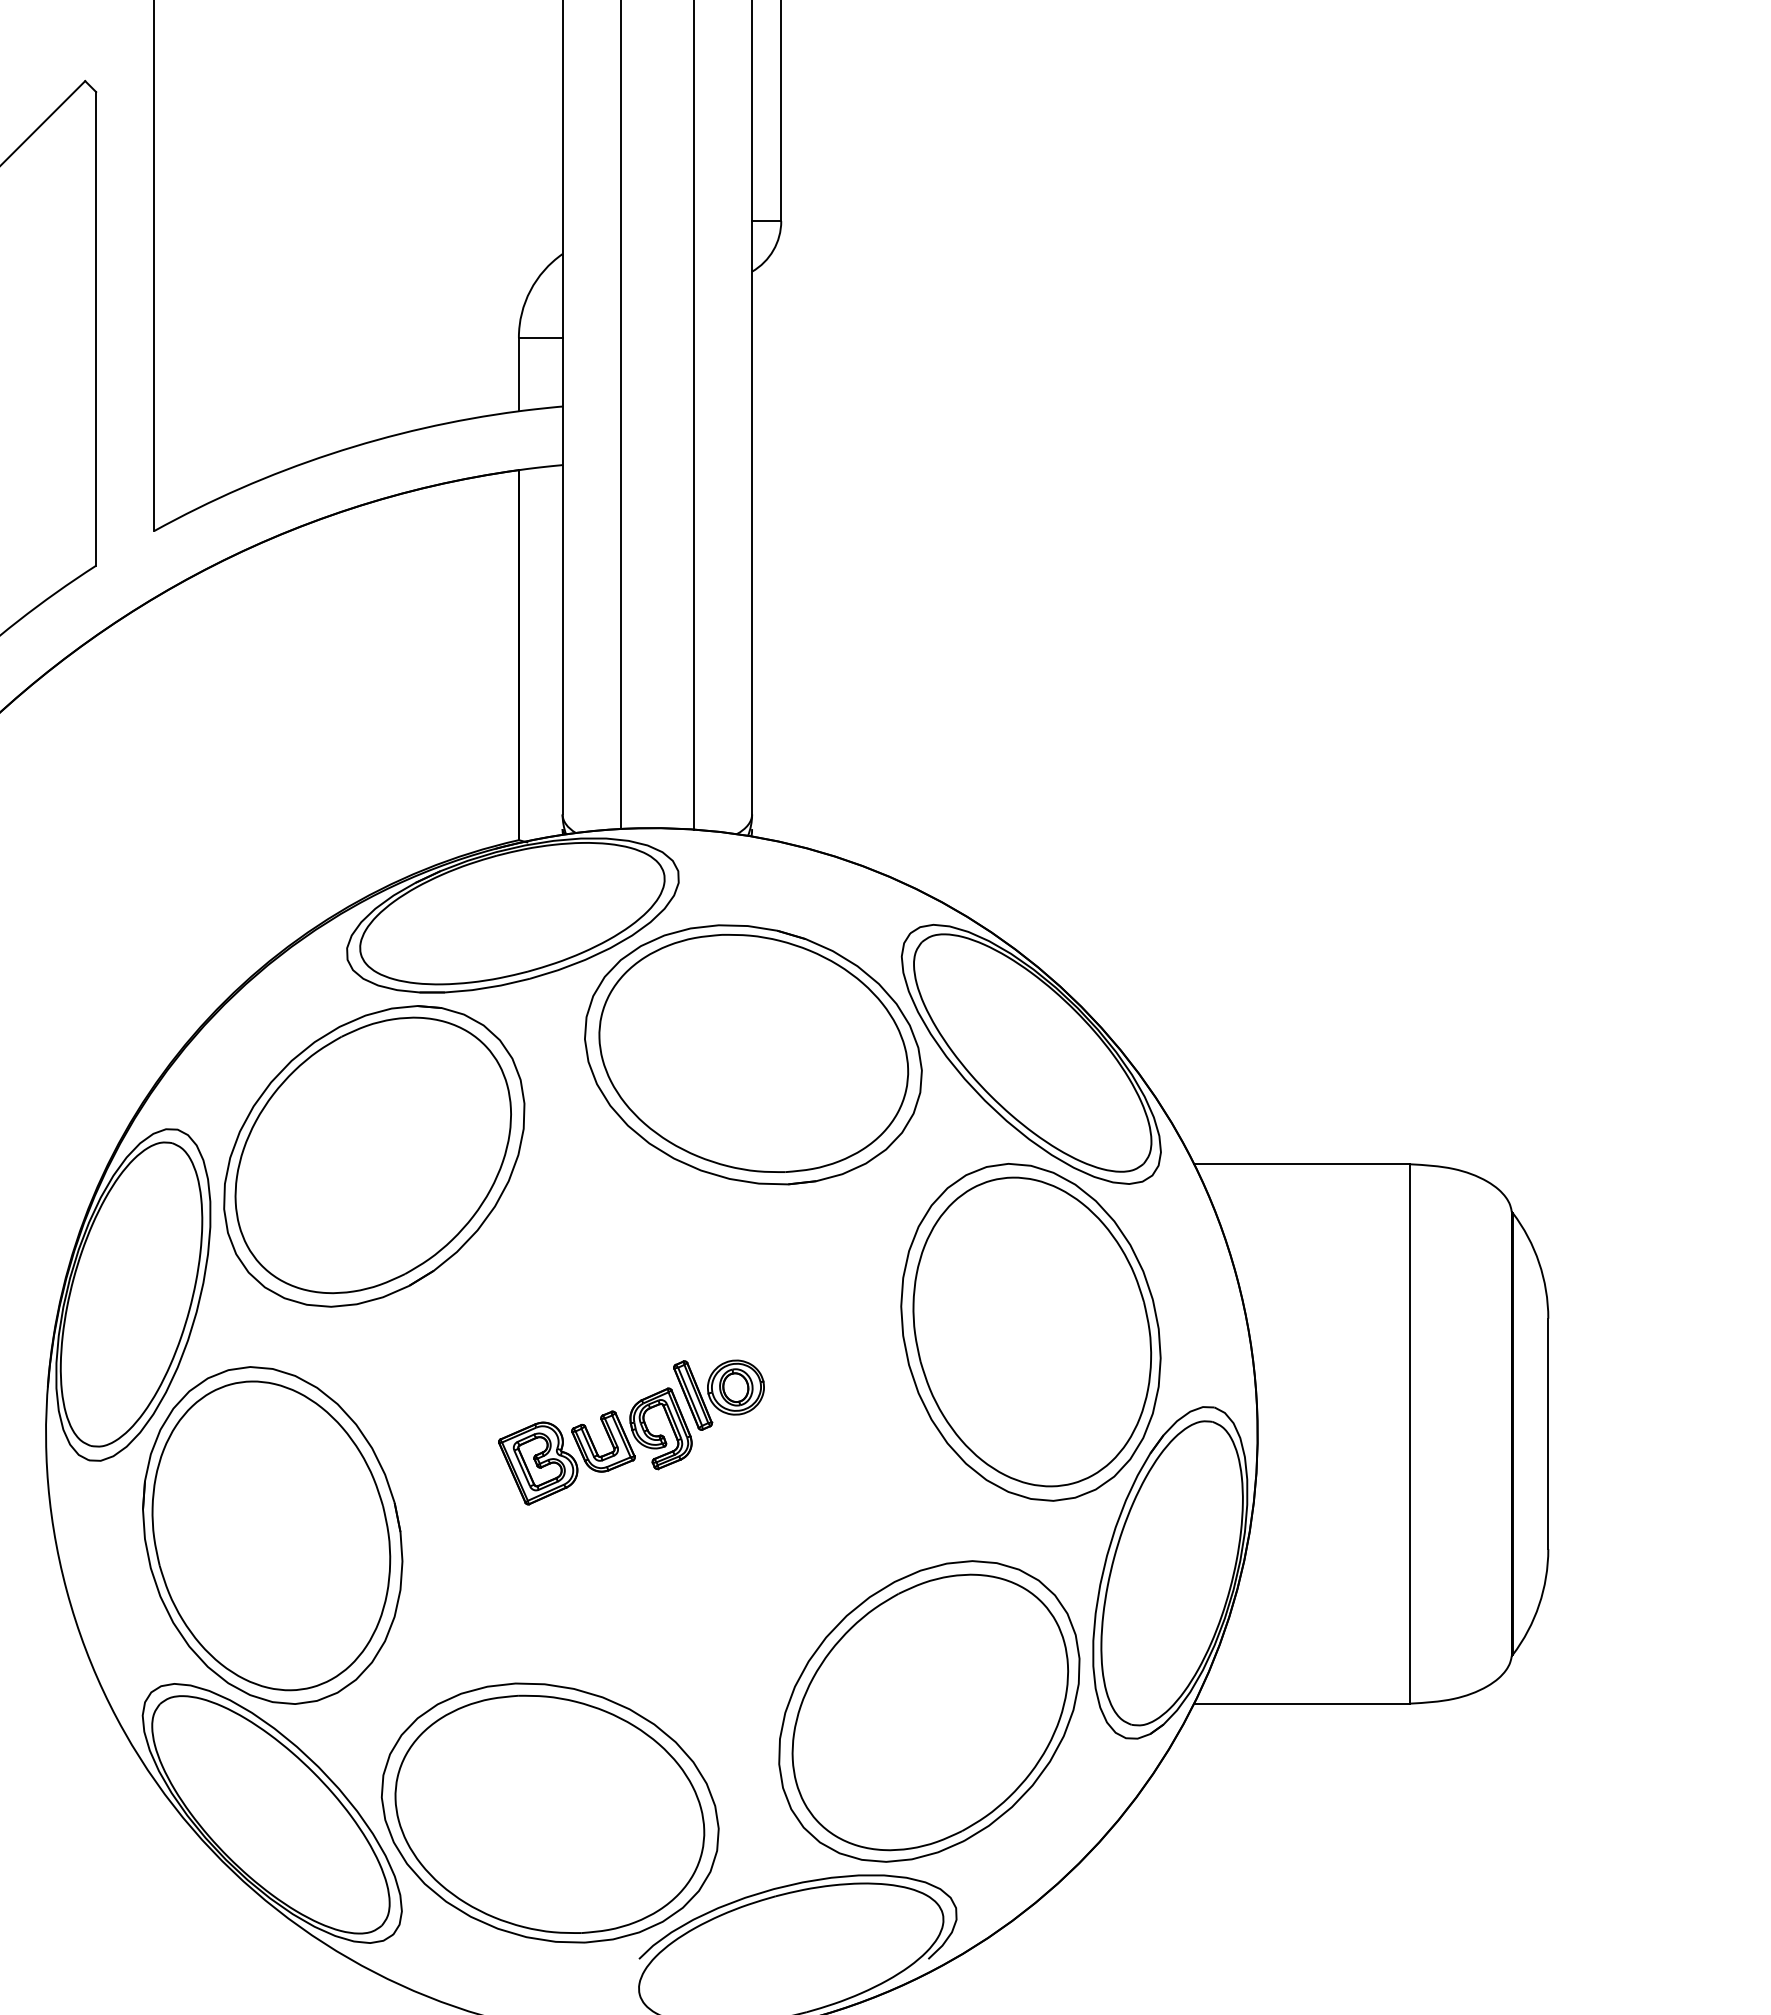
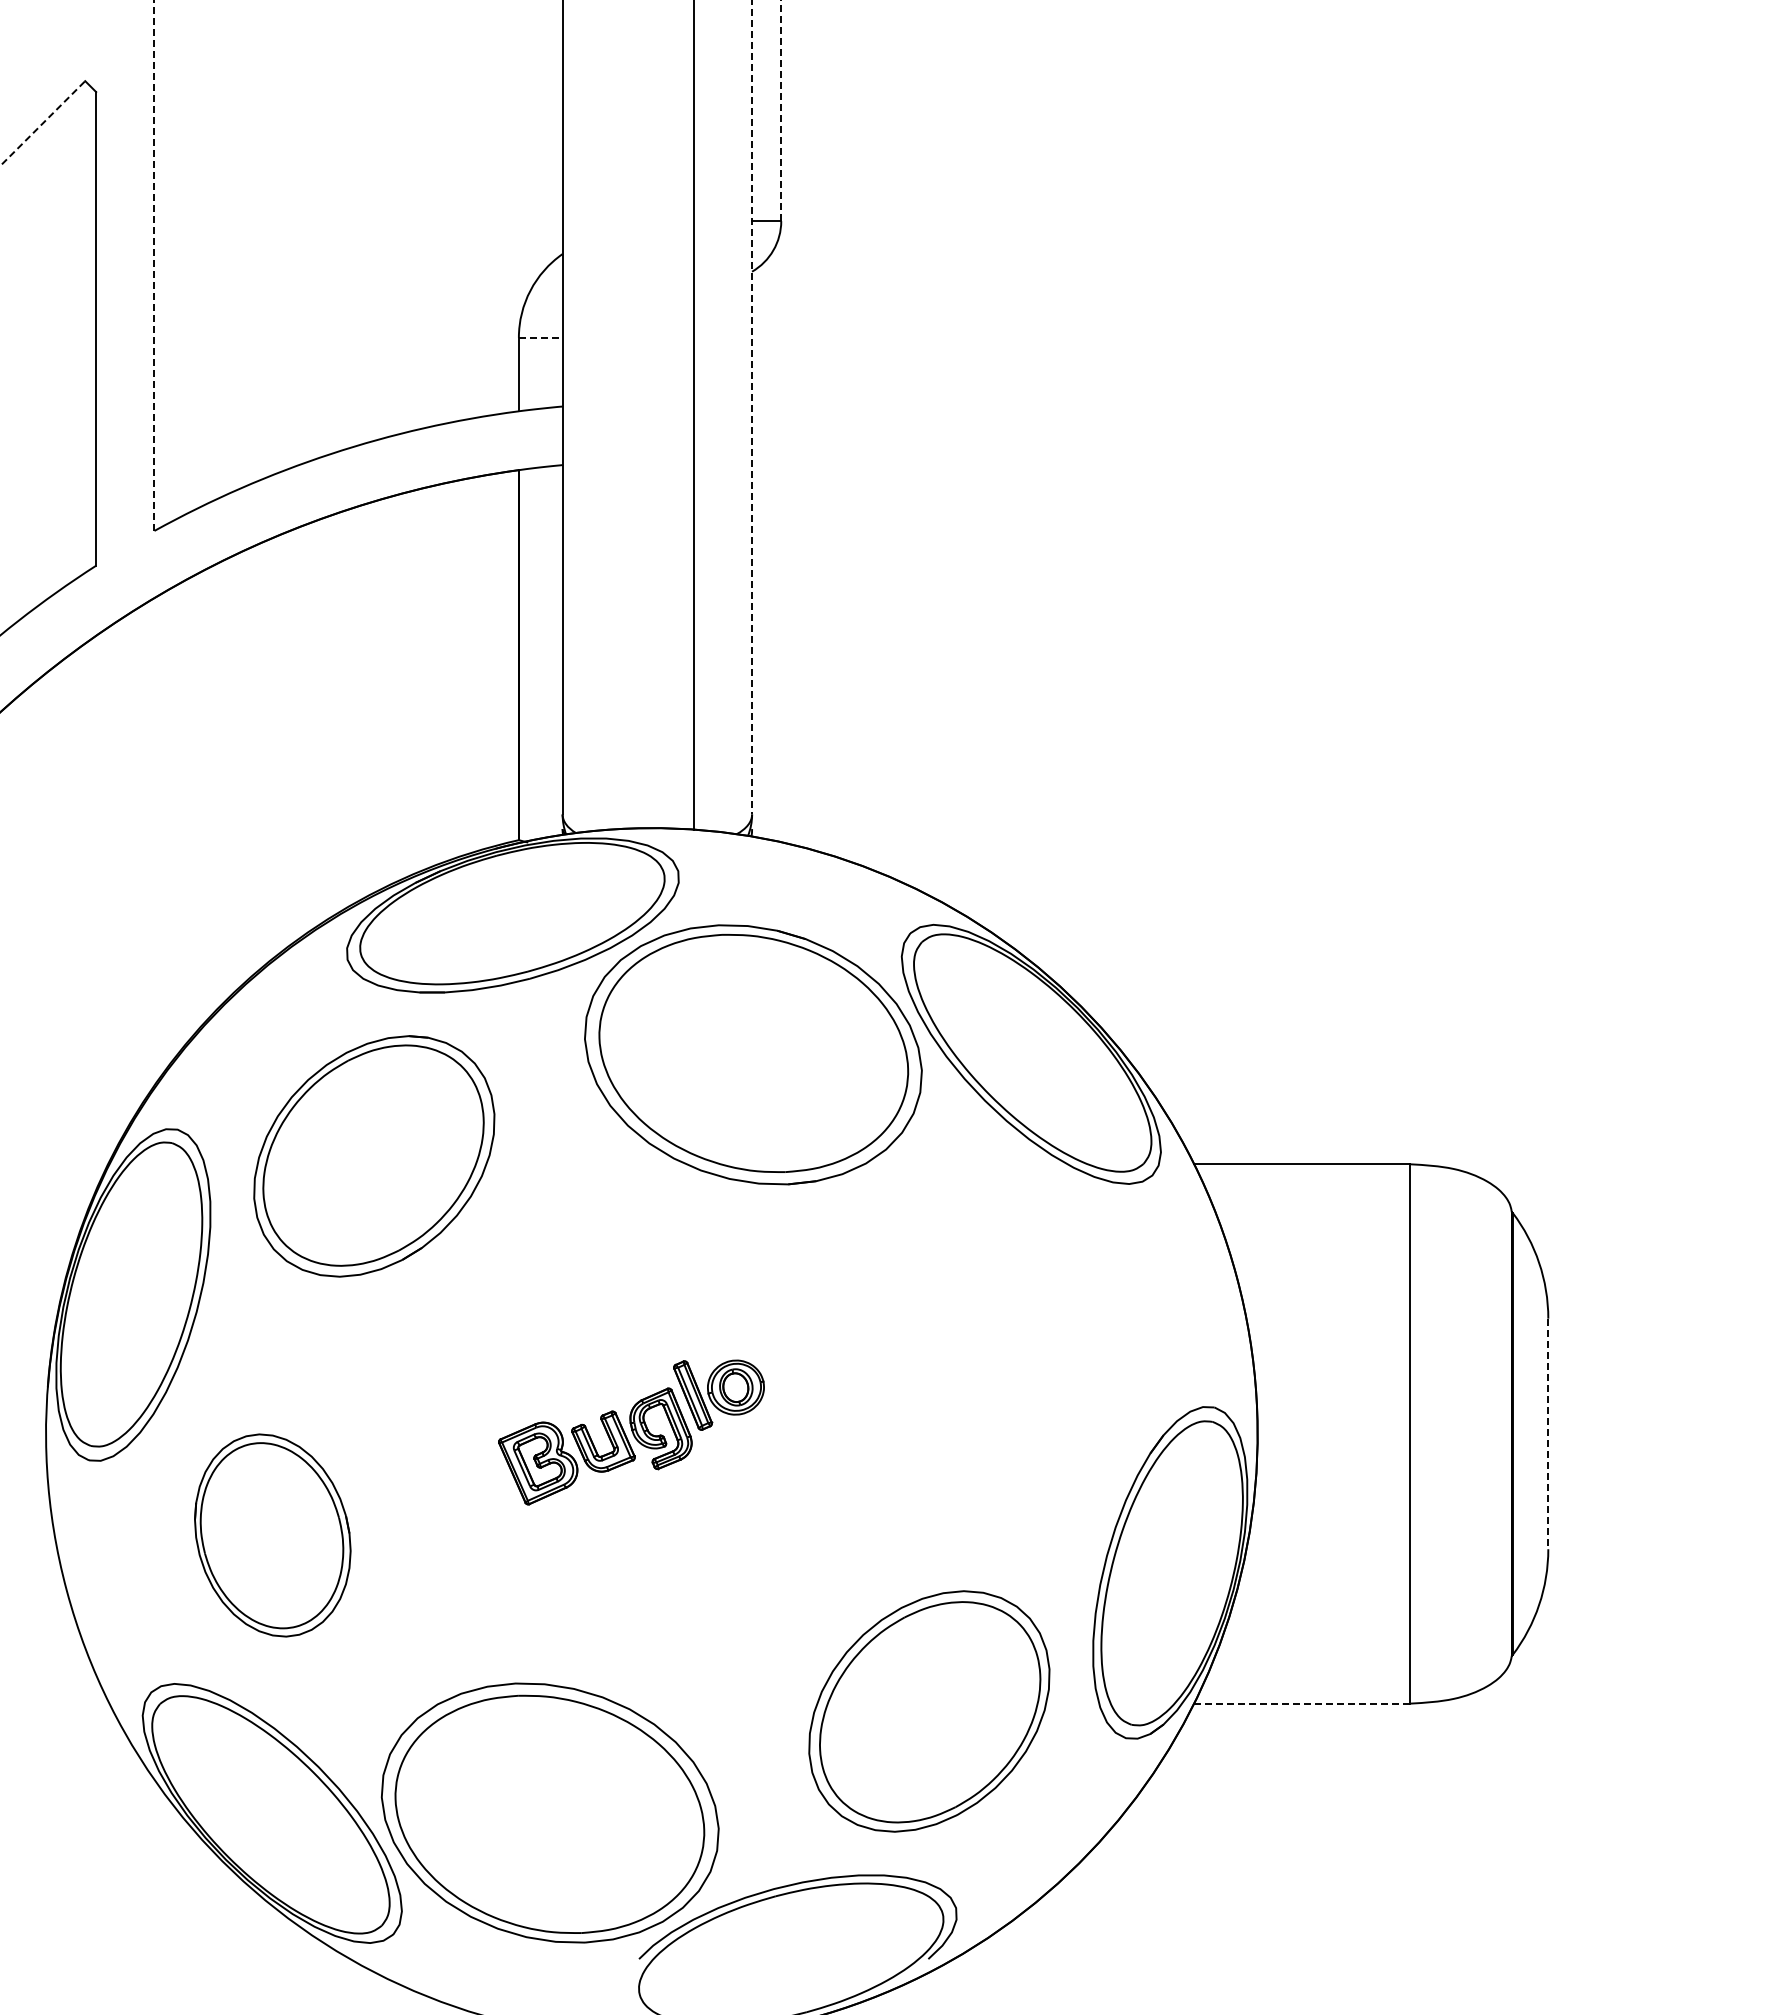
line: solid -> dashed (781, 111)
line: solid -> dashed (42, 123)
line: solid -> dashed (154, 265)
line: solid -> dashed (540, 337)
line: solid -> dashed (752, 407)
line: present -> none (620, 415)
part size: 303x303 px -> 243x243 px (374, 1156)
part: present -> none (1030, 1332)
line: solid -> dashed (1548, 1434)
part size: 262x339 px -> 158x205 px (272, 1535)
line: solid -> dashed (1302, 1703)
part size: 303x303 px -> 243x243 px (929, 1711)
